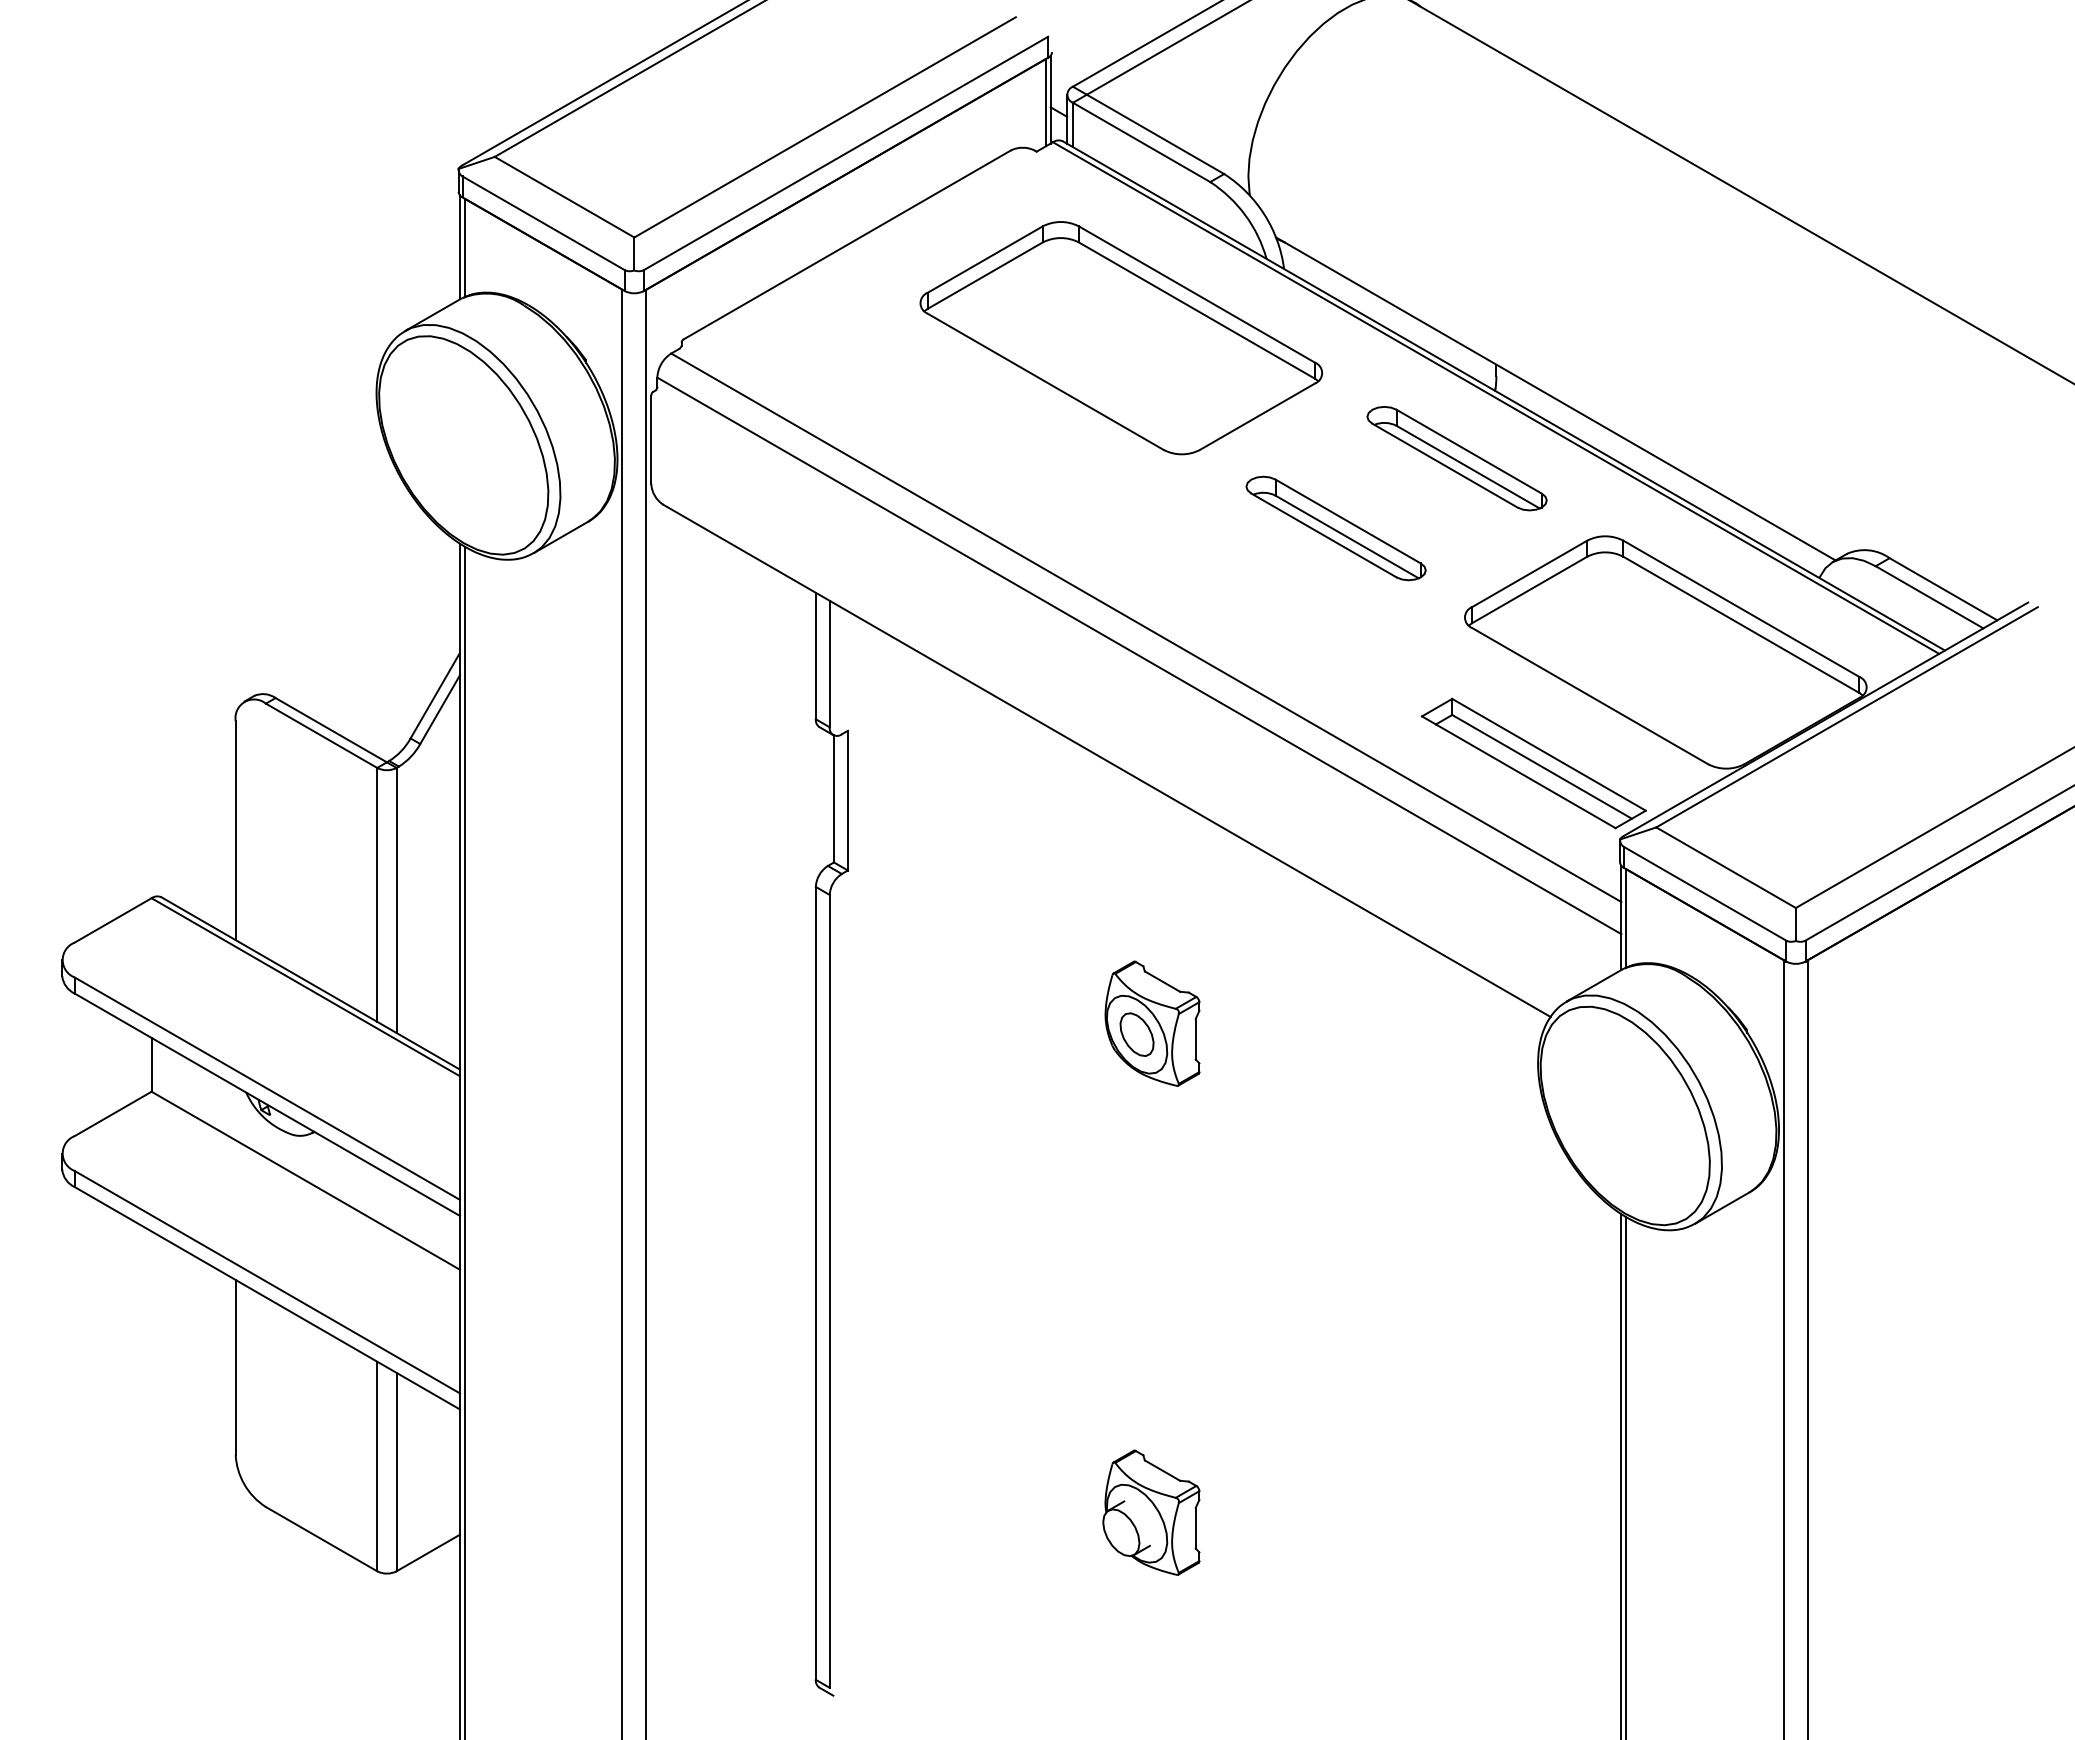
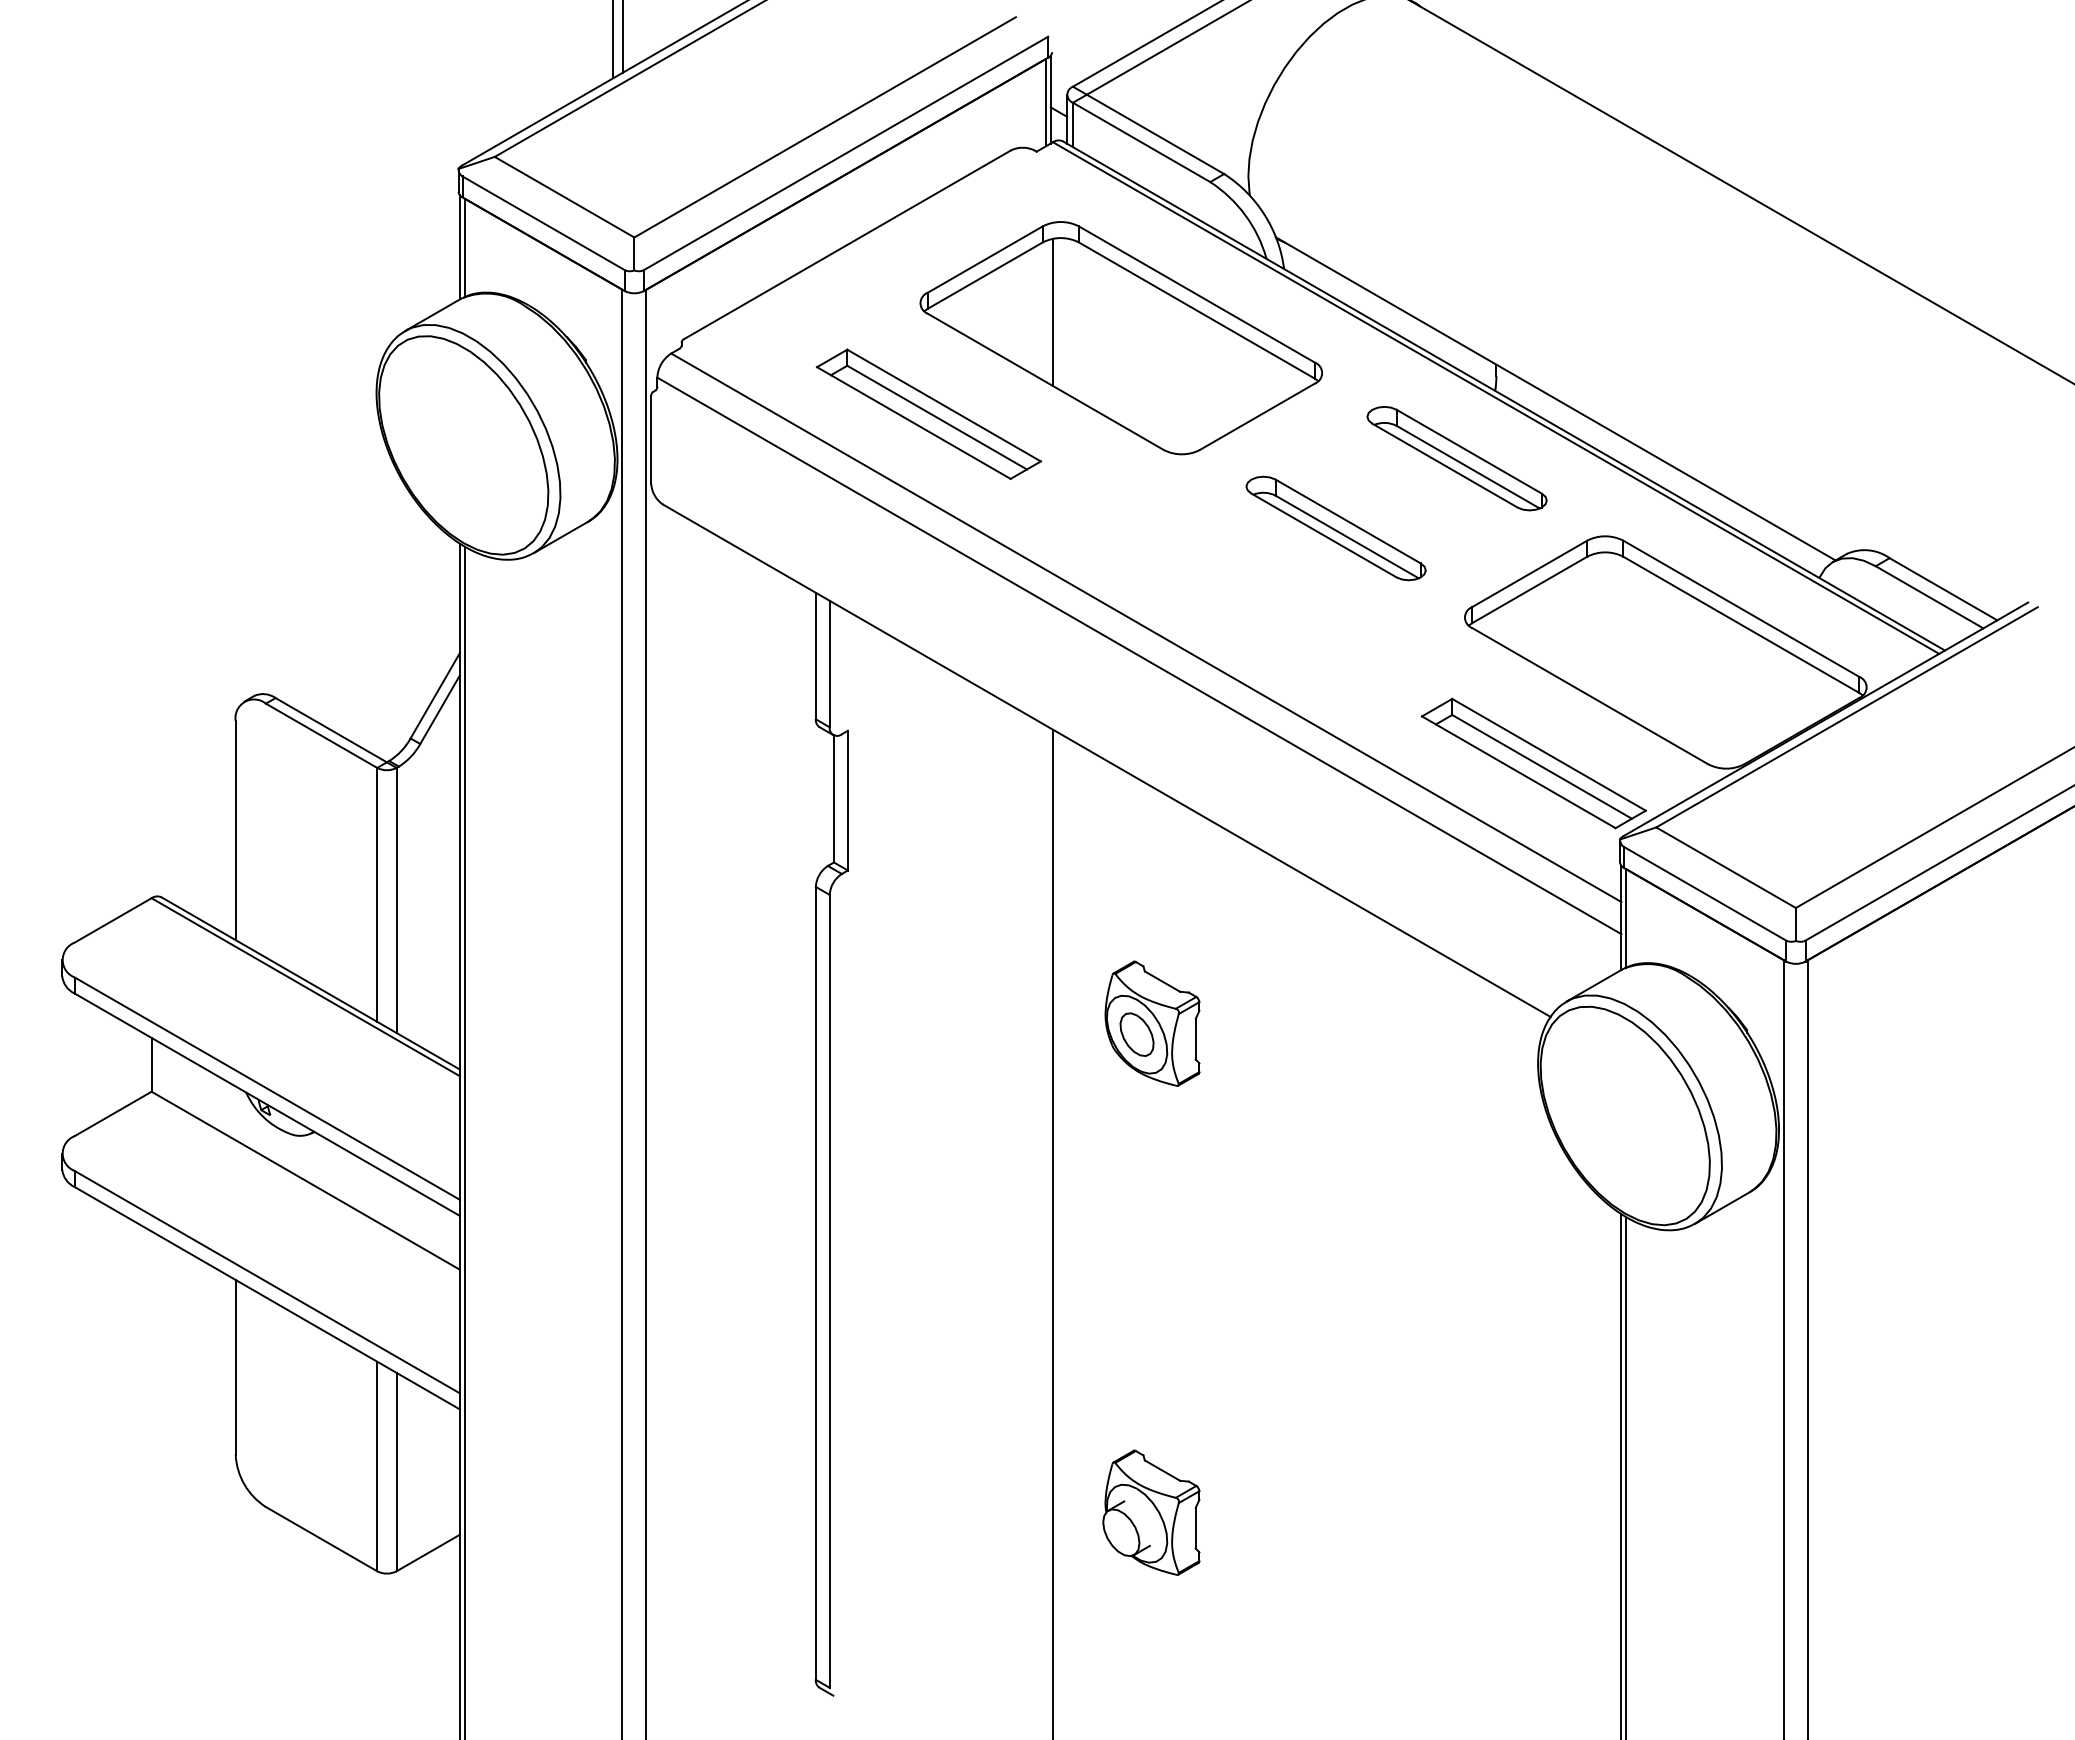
line: none -> present (623, 37)
line: none -> present (613, 40)
line: none -> present (1052, 312)
part: none -> present (928, 413)
line: none -> present (1052, 1232)
